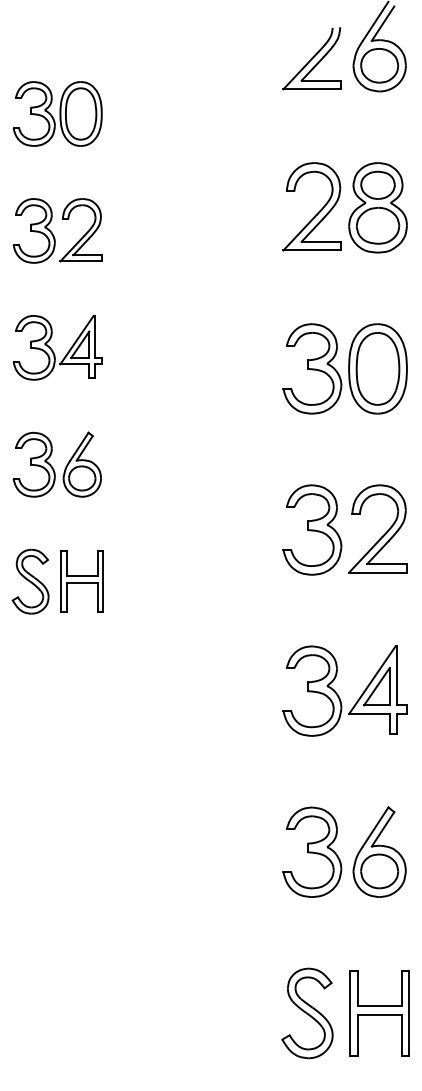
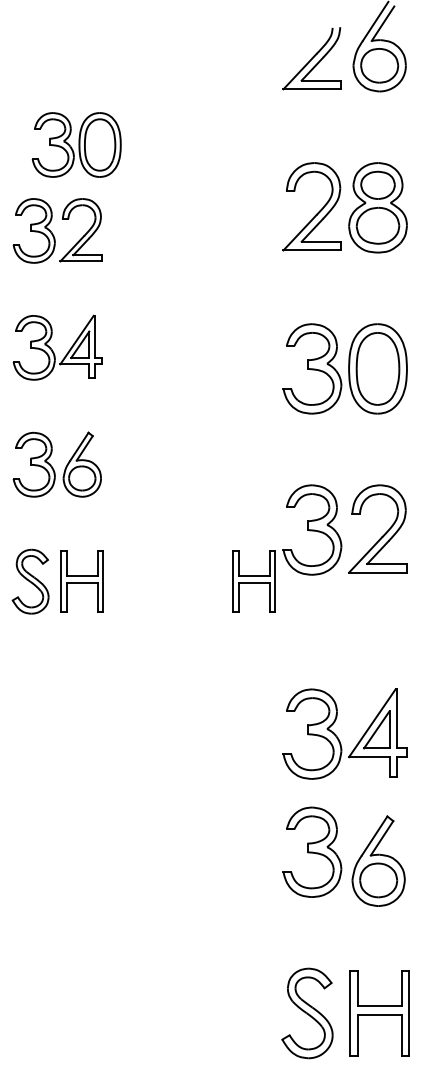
part position: (57, 113) -> (76, 144) (76, 144)
part: none -> present (253, 581)
part position: (338, 694) -> (338, 737) (338, 737)
part position: (379, 851) -> (378, 860) (378, 860)
